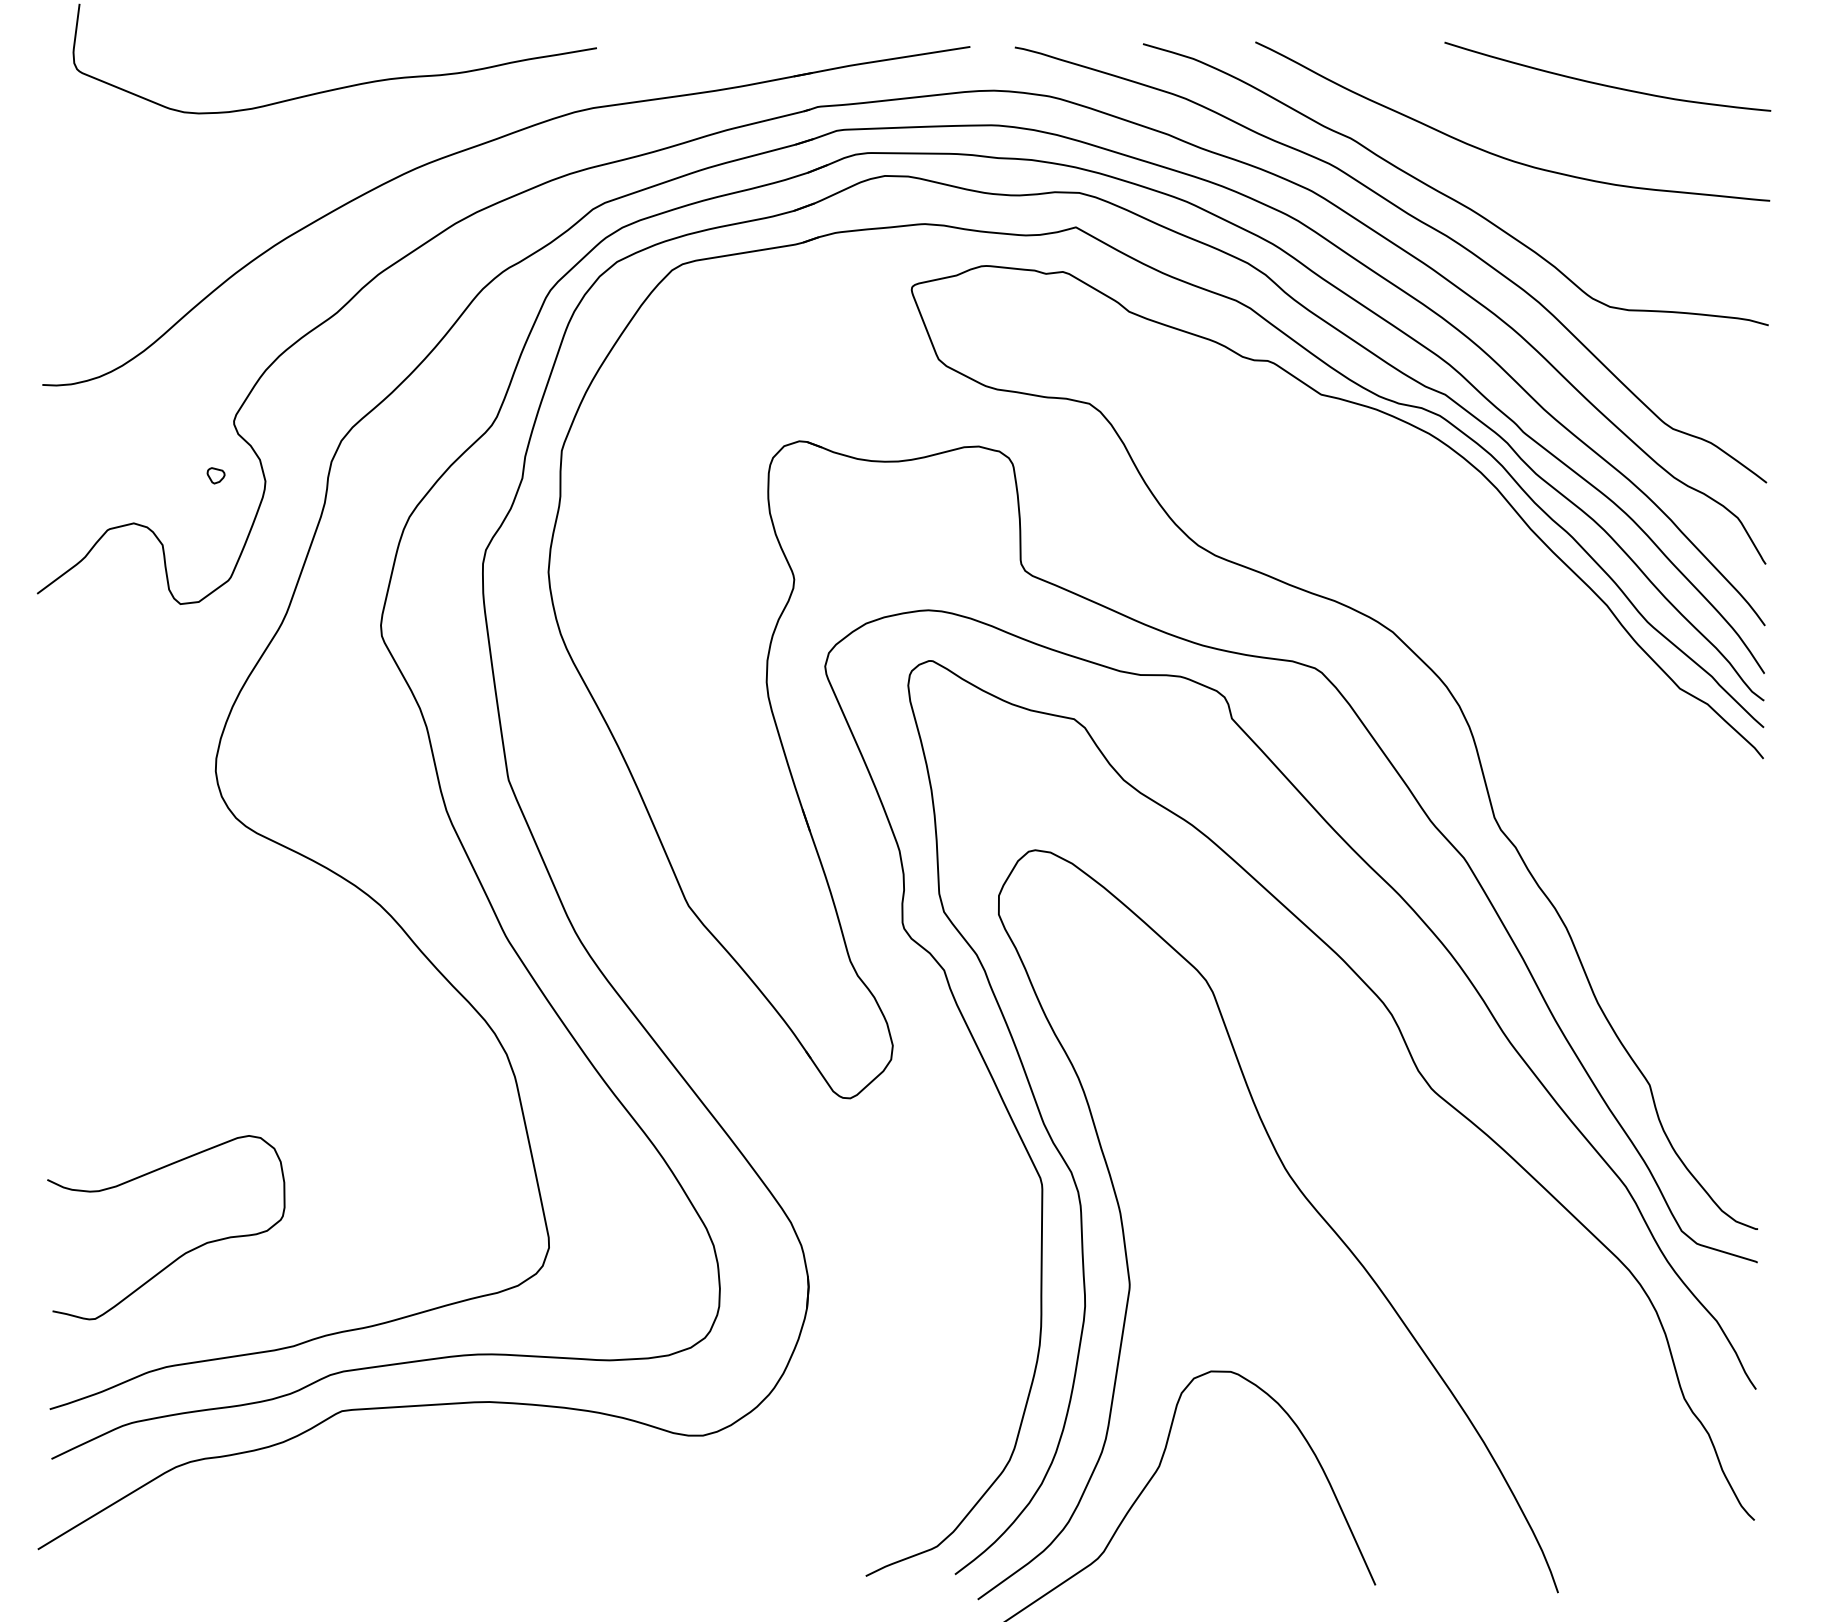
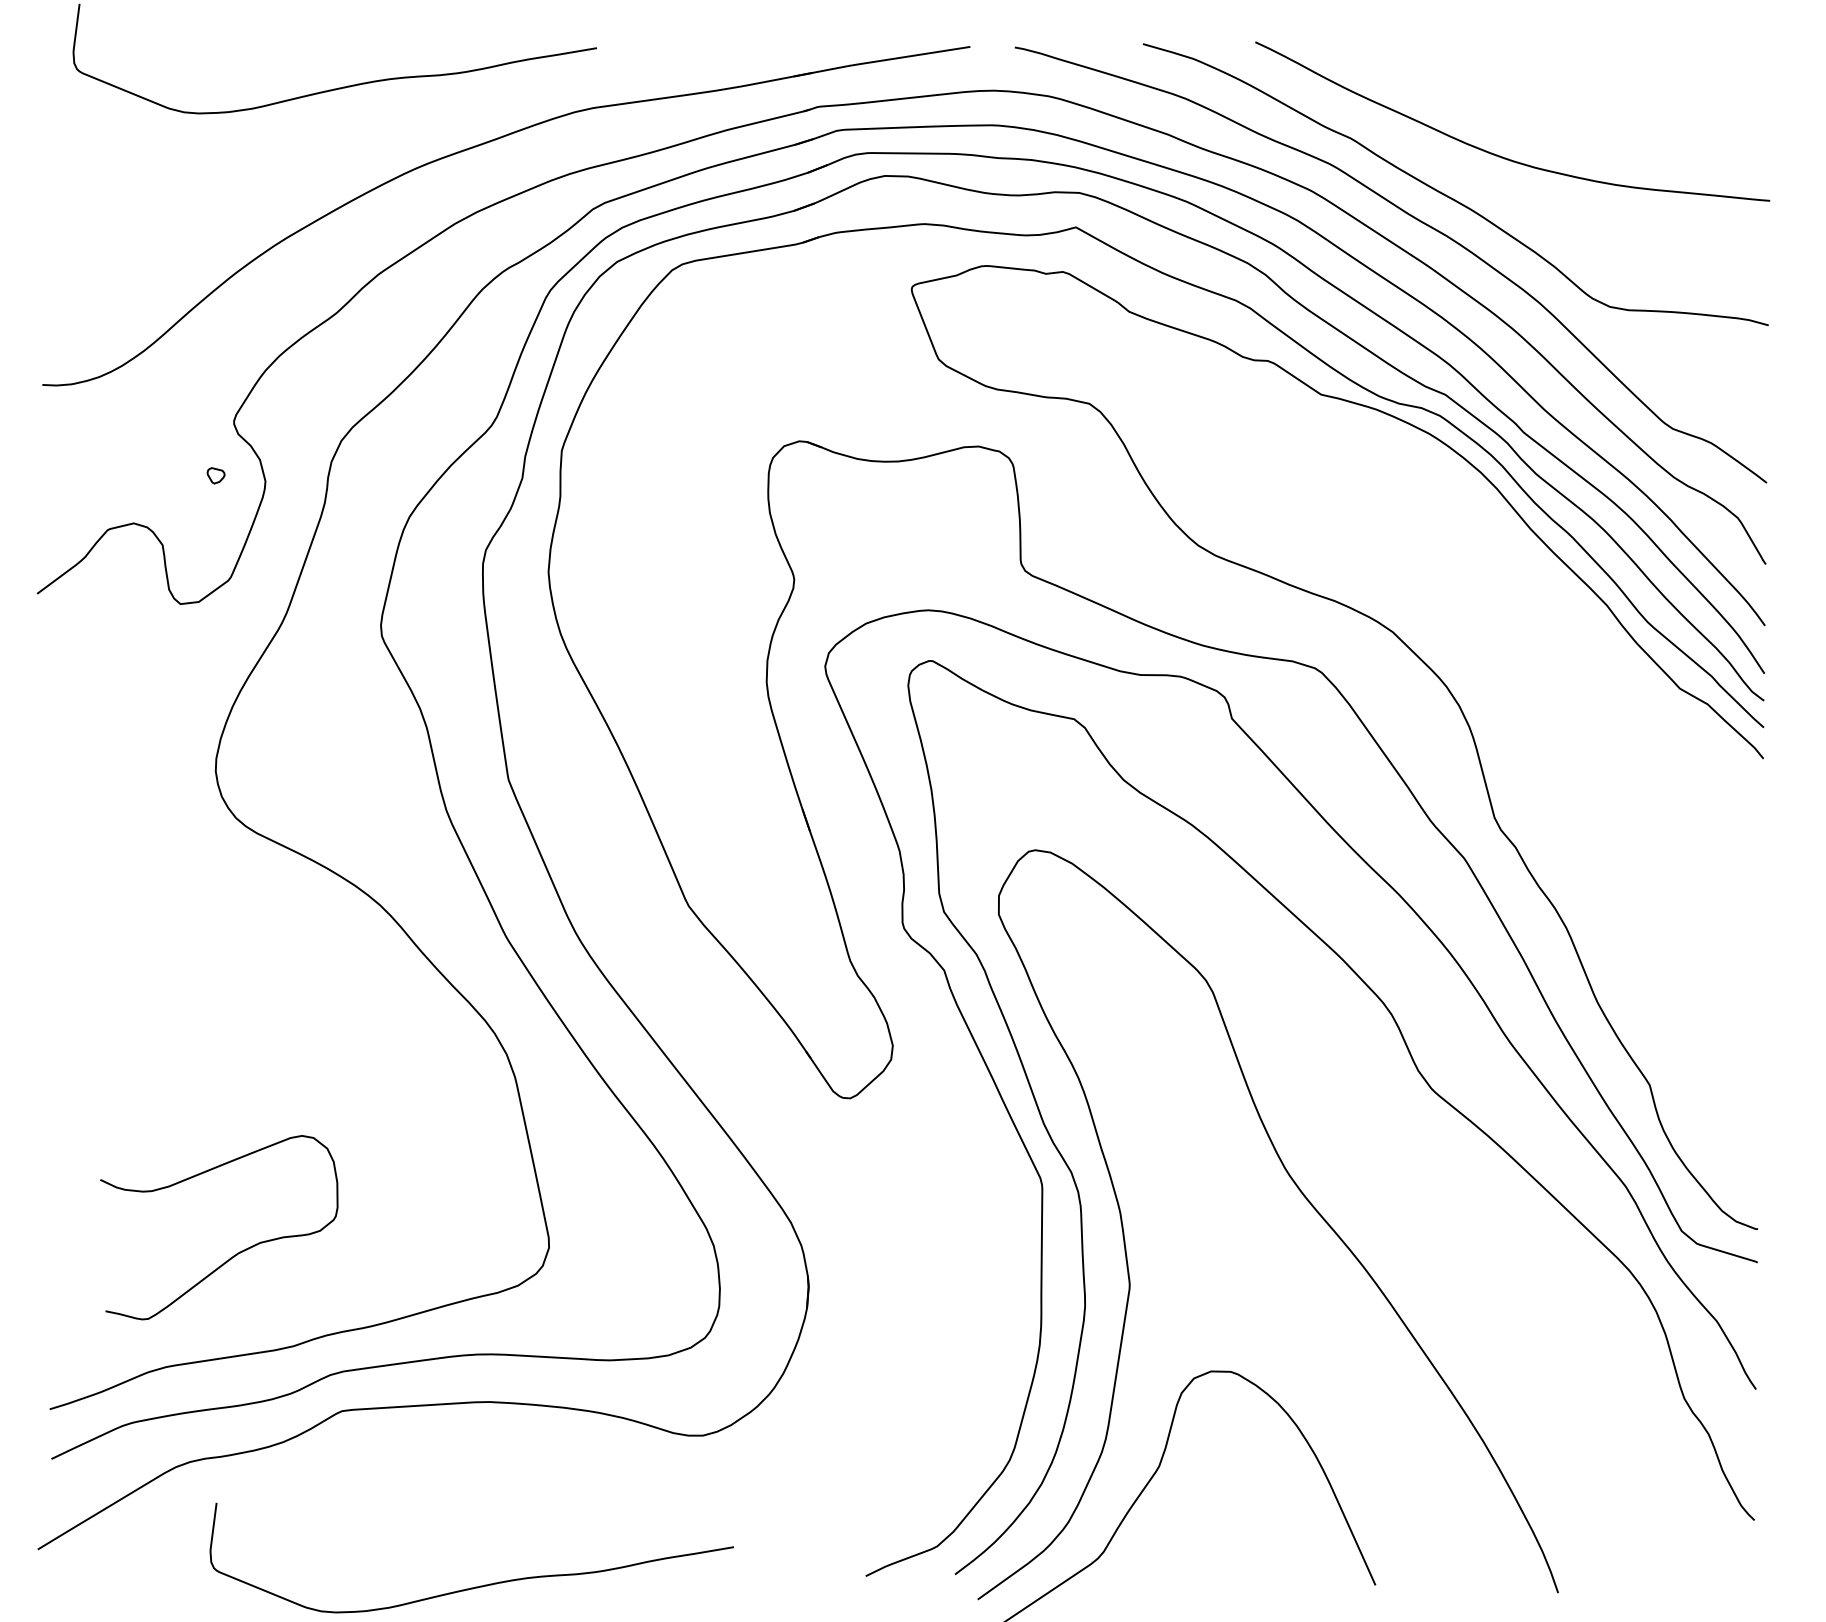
curve: present -> none (1606, 84)
curve position: (184, 1252) -> (237, 1252) (237, 1252)
curve: none -> present (475, 1586)
